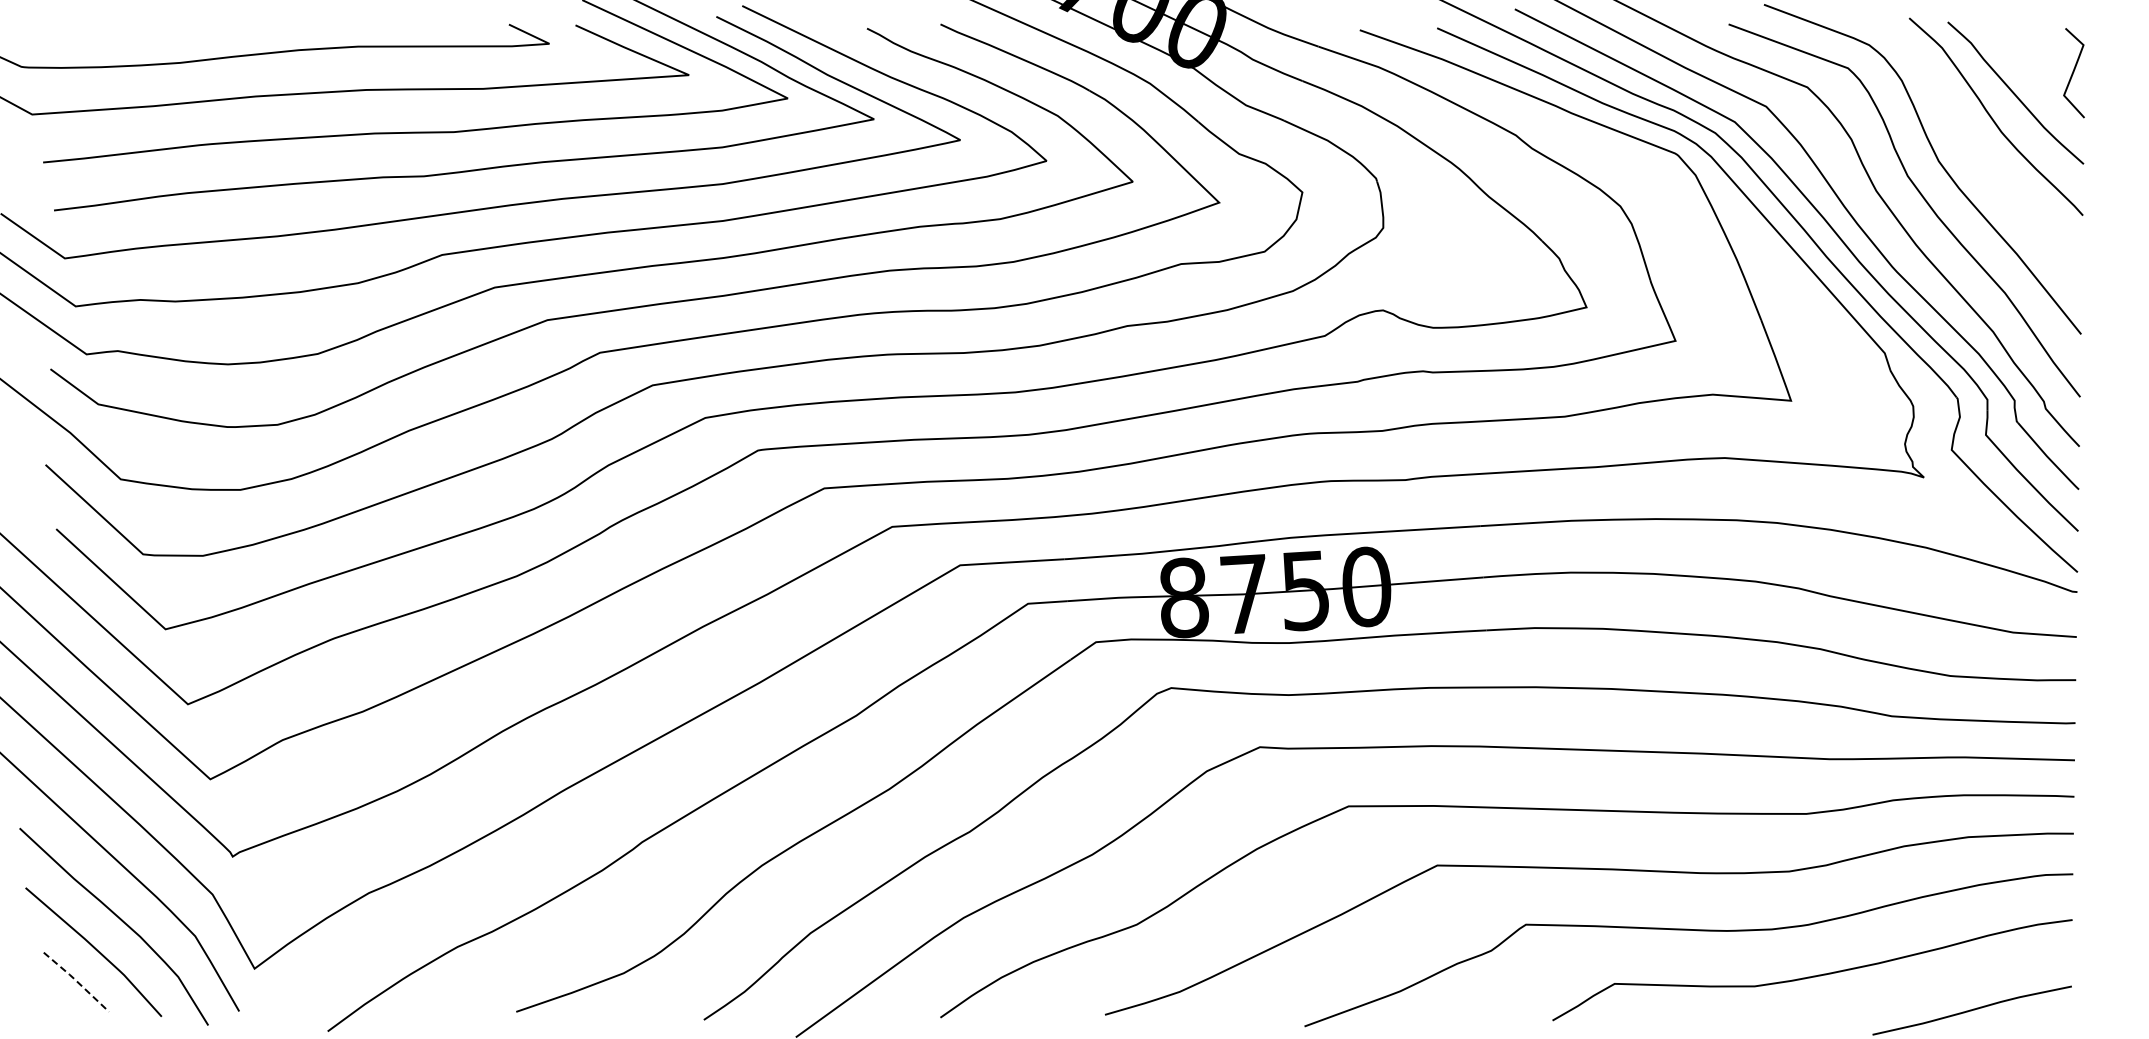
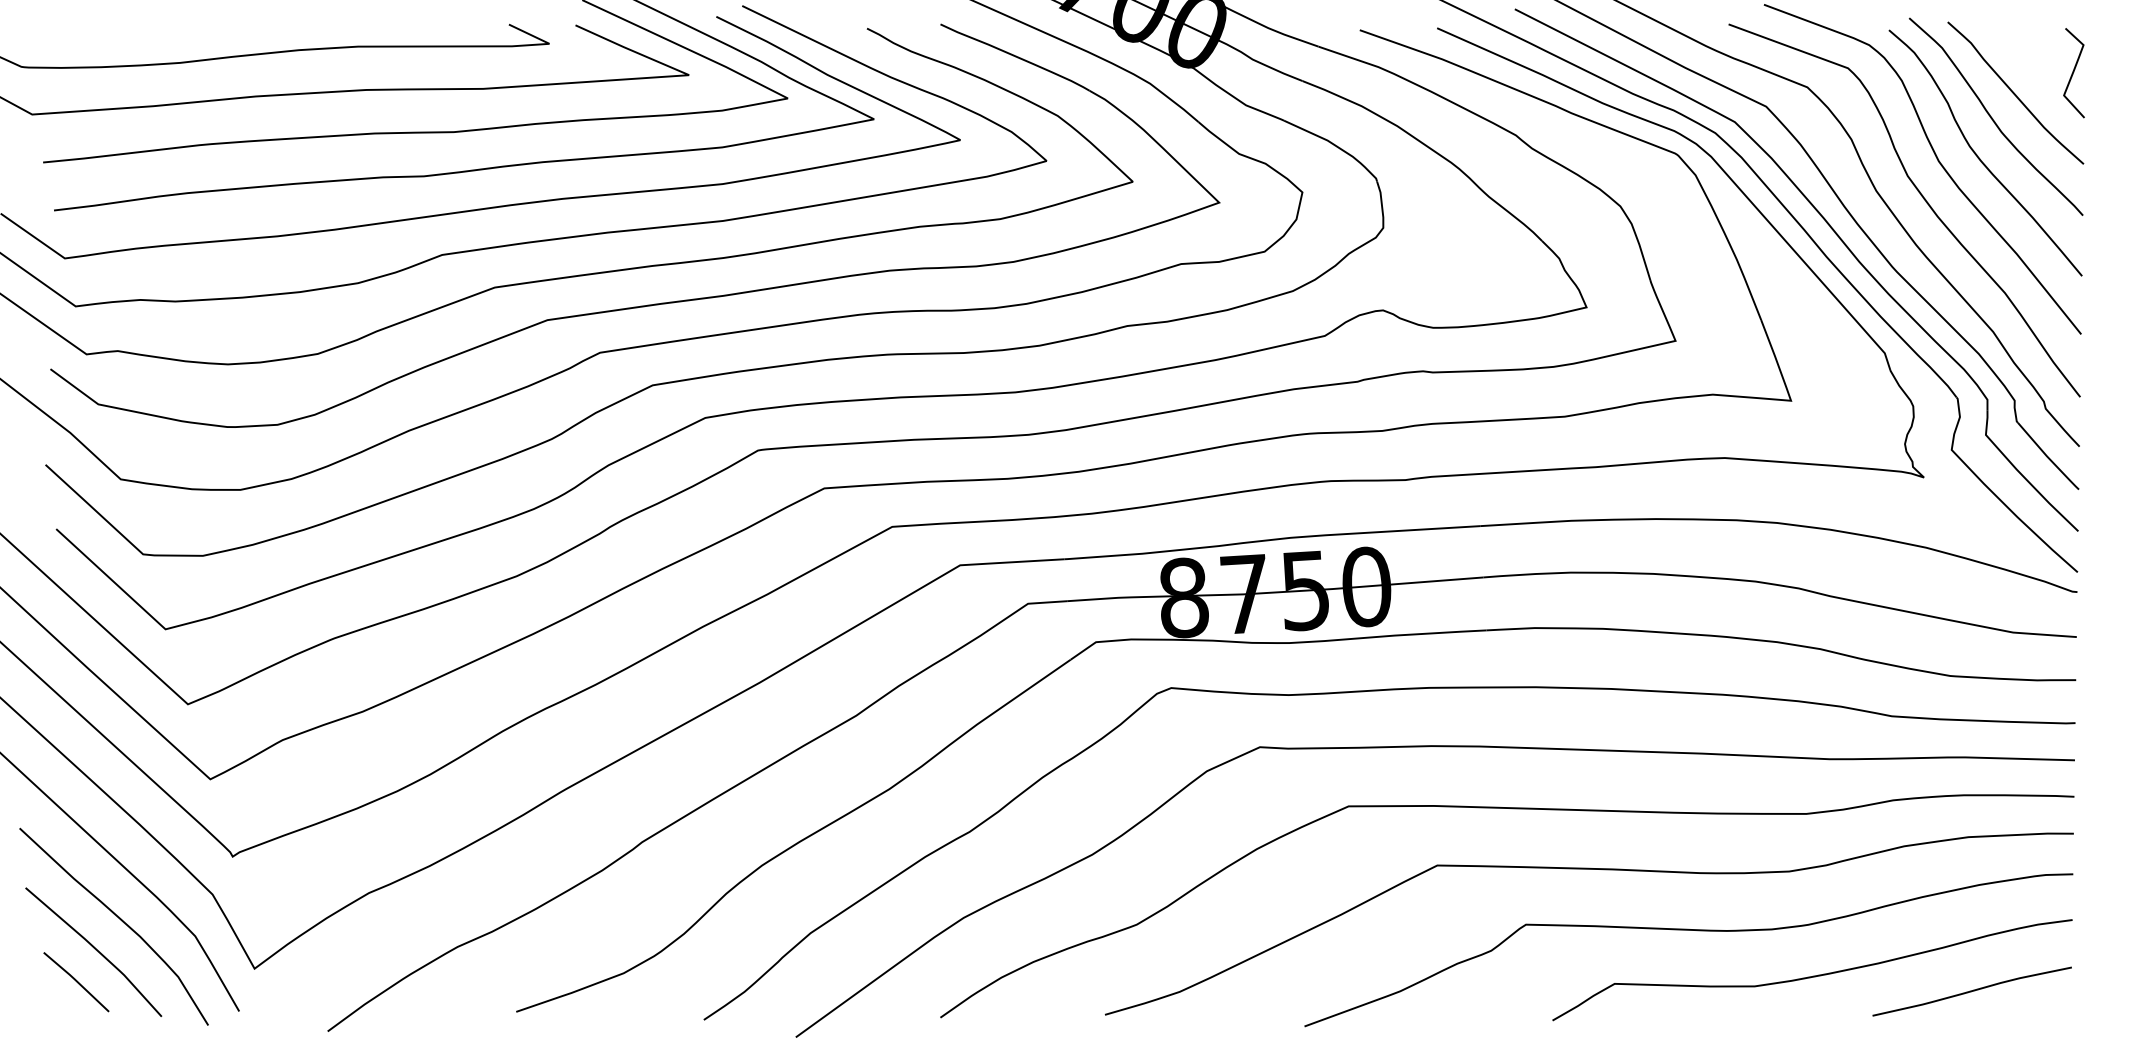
curve: none -> present (1979, 157)
line: dashed -> solid (75, 980)
curve position: (1971, 1010) -> (1971, 991) (1971, 991)
